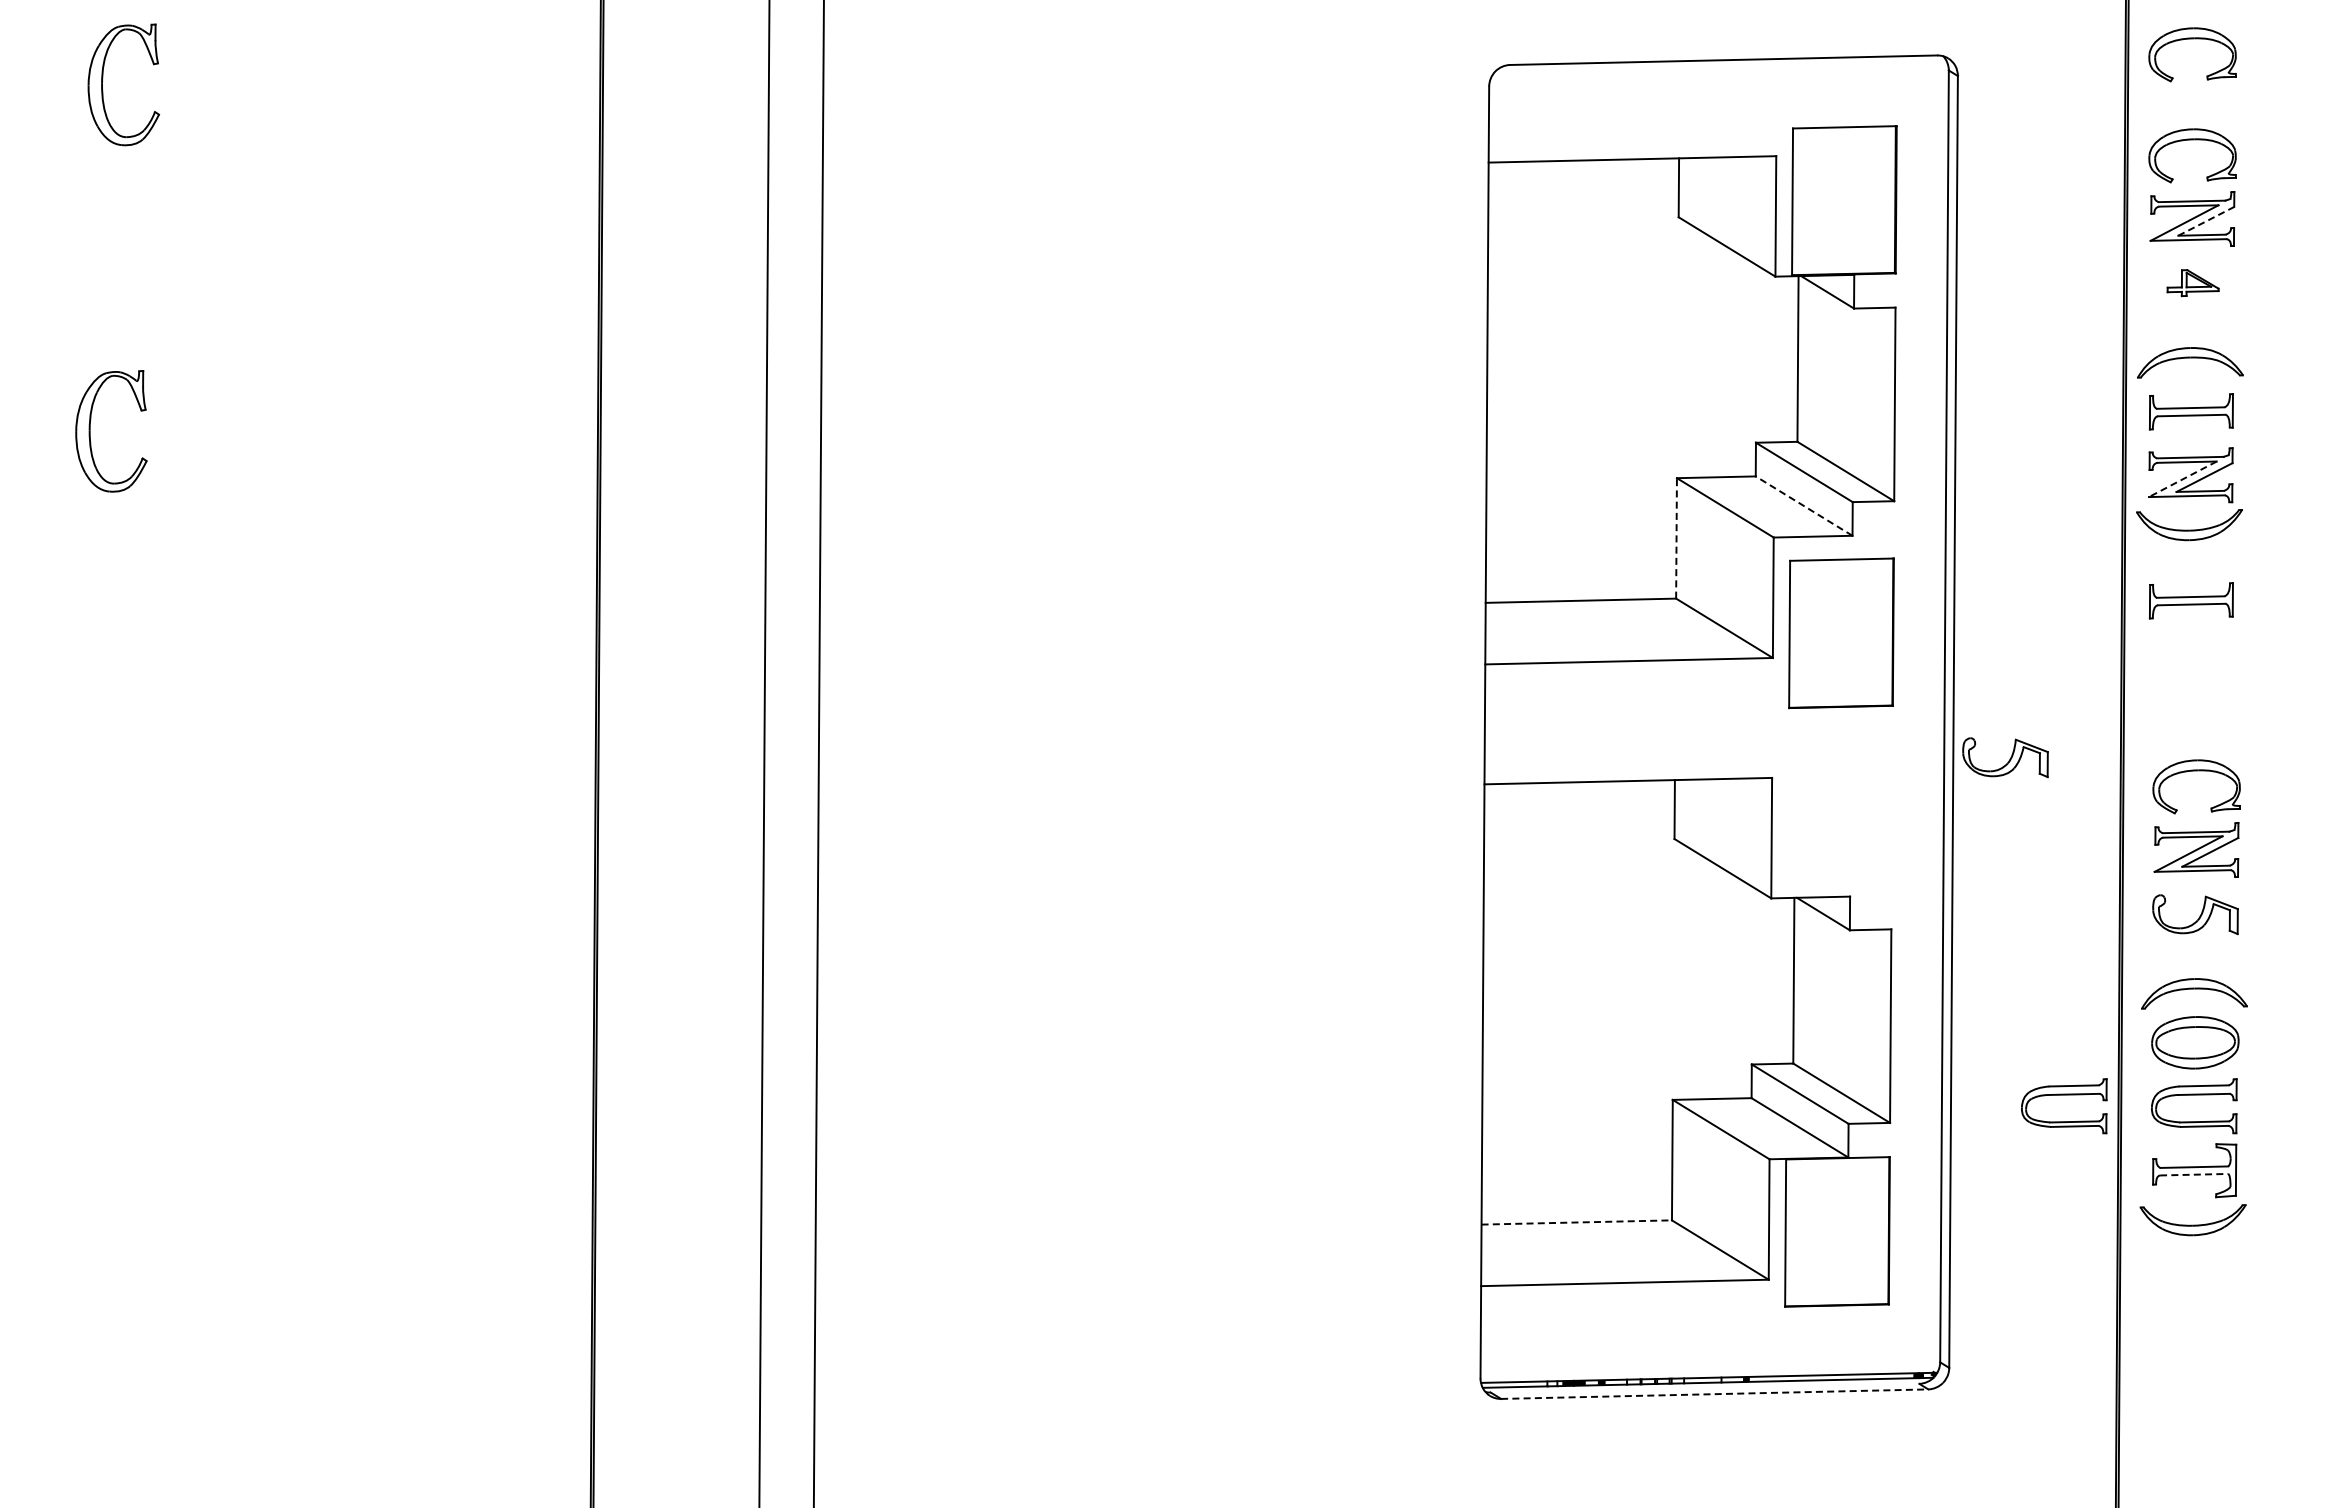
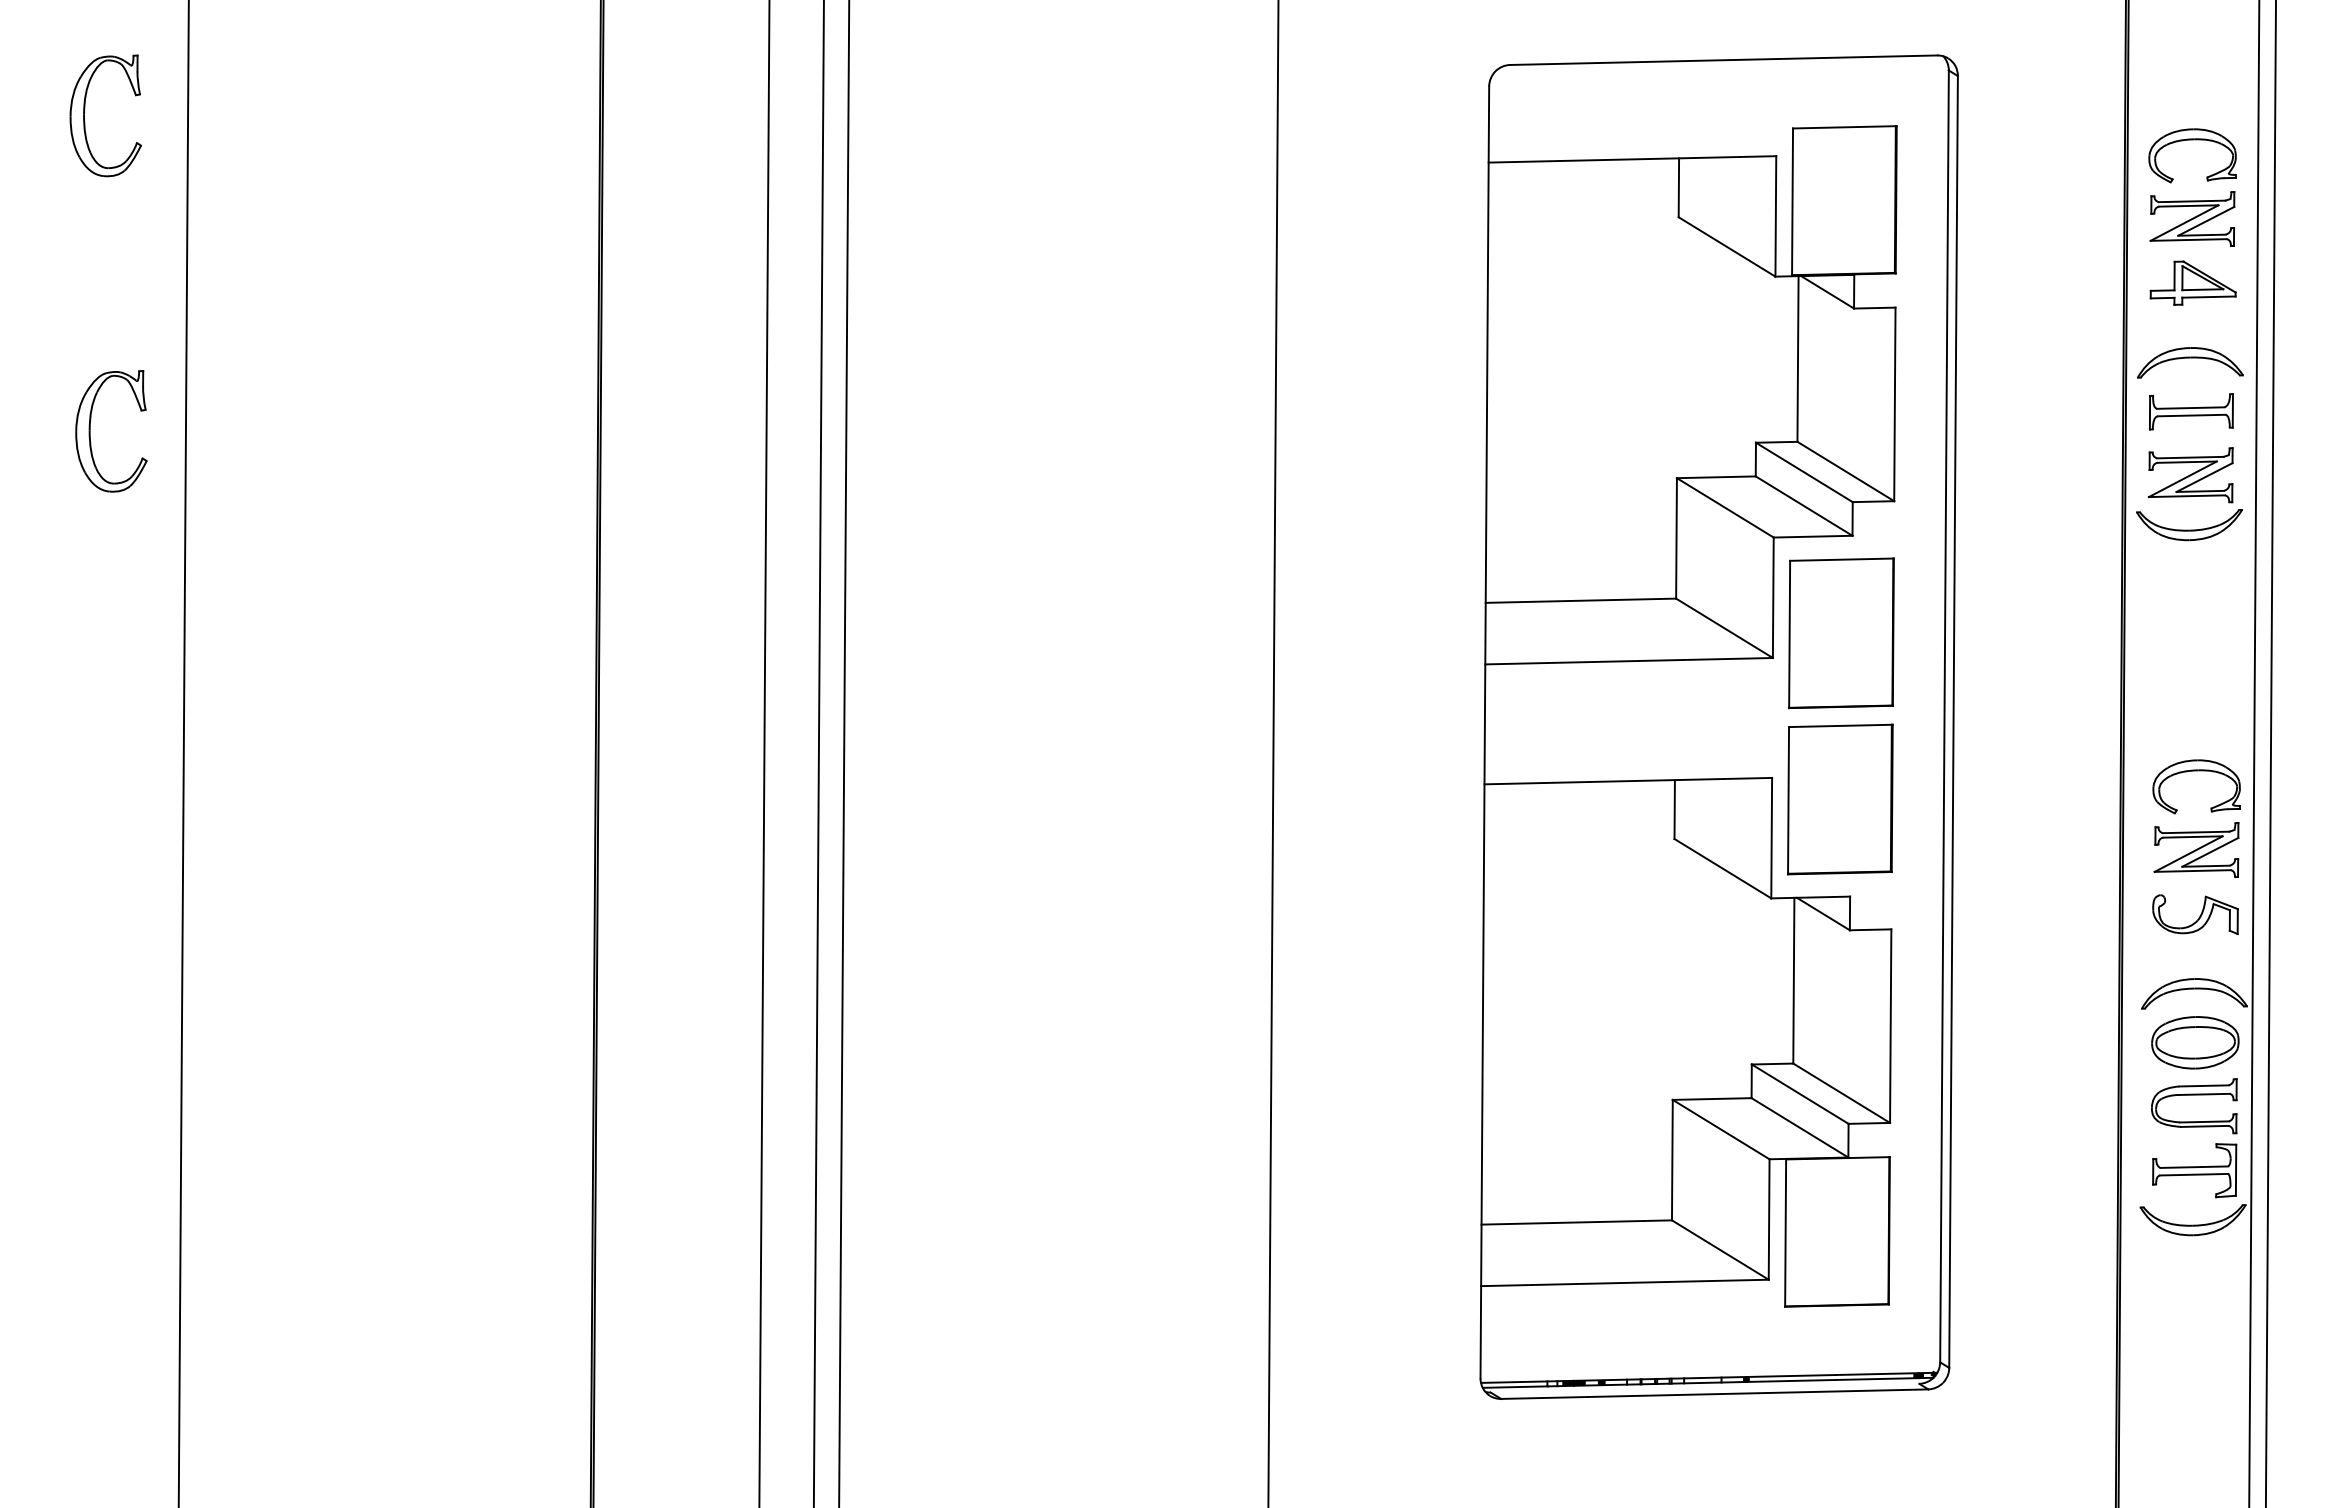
part: present -> none (2192, 39)
part position: (103, 78) -> (85, 109) (85, 109)
line: dashed -> solid (2206, 221)
part size: 54x29 px -> 88x46 px (2192, 282)
line: dashed -> solid (2182, 479)
line: dashed -> solid (1804, 506)
line: dashed -> solid (1676, 537)
part: present -> none (2190, 600)
line: none -> present (183, 753)
line: none -> present (844, 753)
line: none -> present (1273, 753)
line: none -> present (2254, 753)
line: none -> present (2270, 753)
part: present -> none (2005, 757)
part: none -> present (1840, 799)
part: present -> none (2064, 1095)
line: dashed -> solid (2194, 1174)
line: dashed -> solid (1577, 1222)
line: dashed -> solid (1714, 1394)
